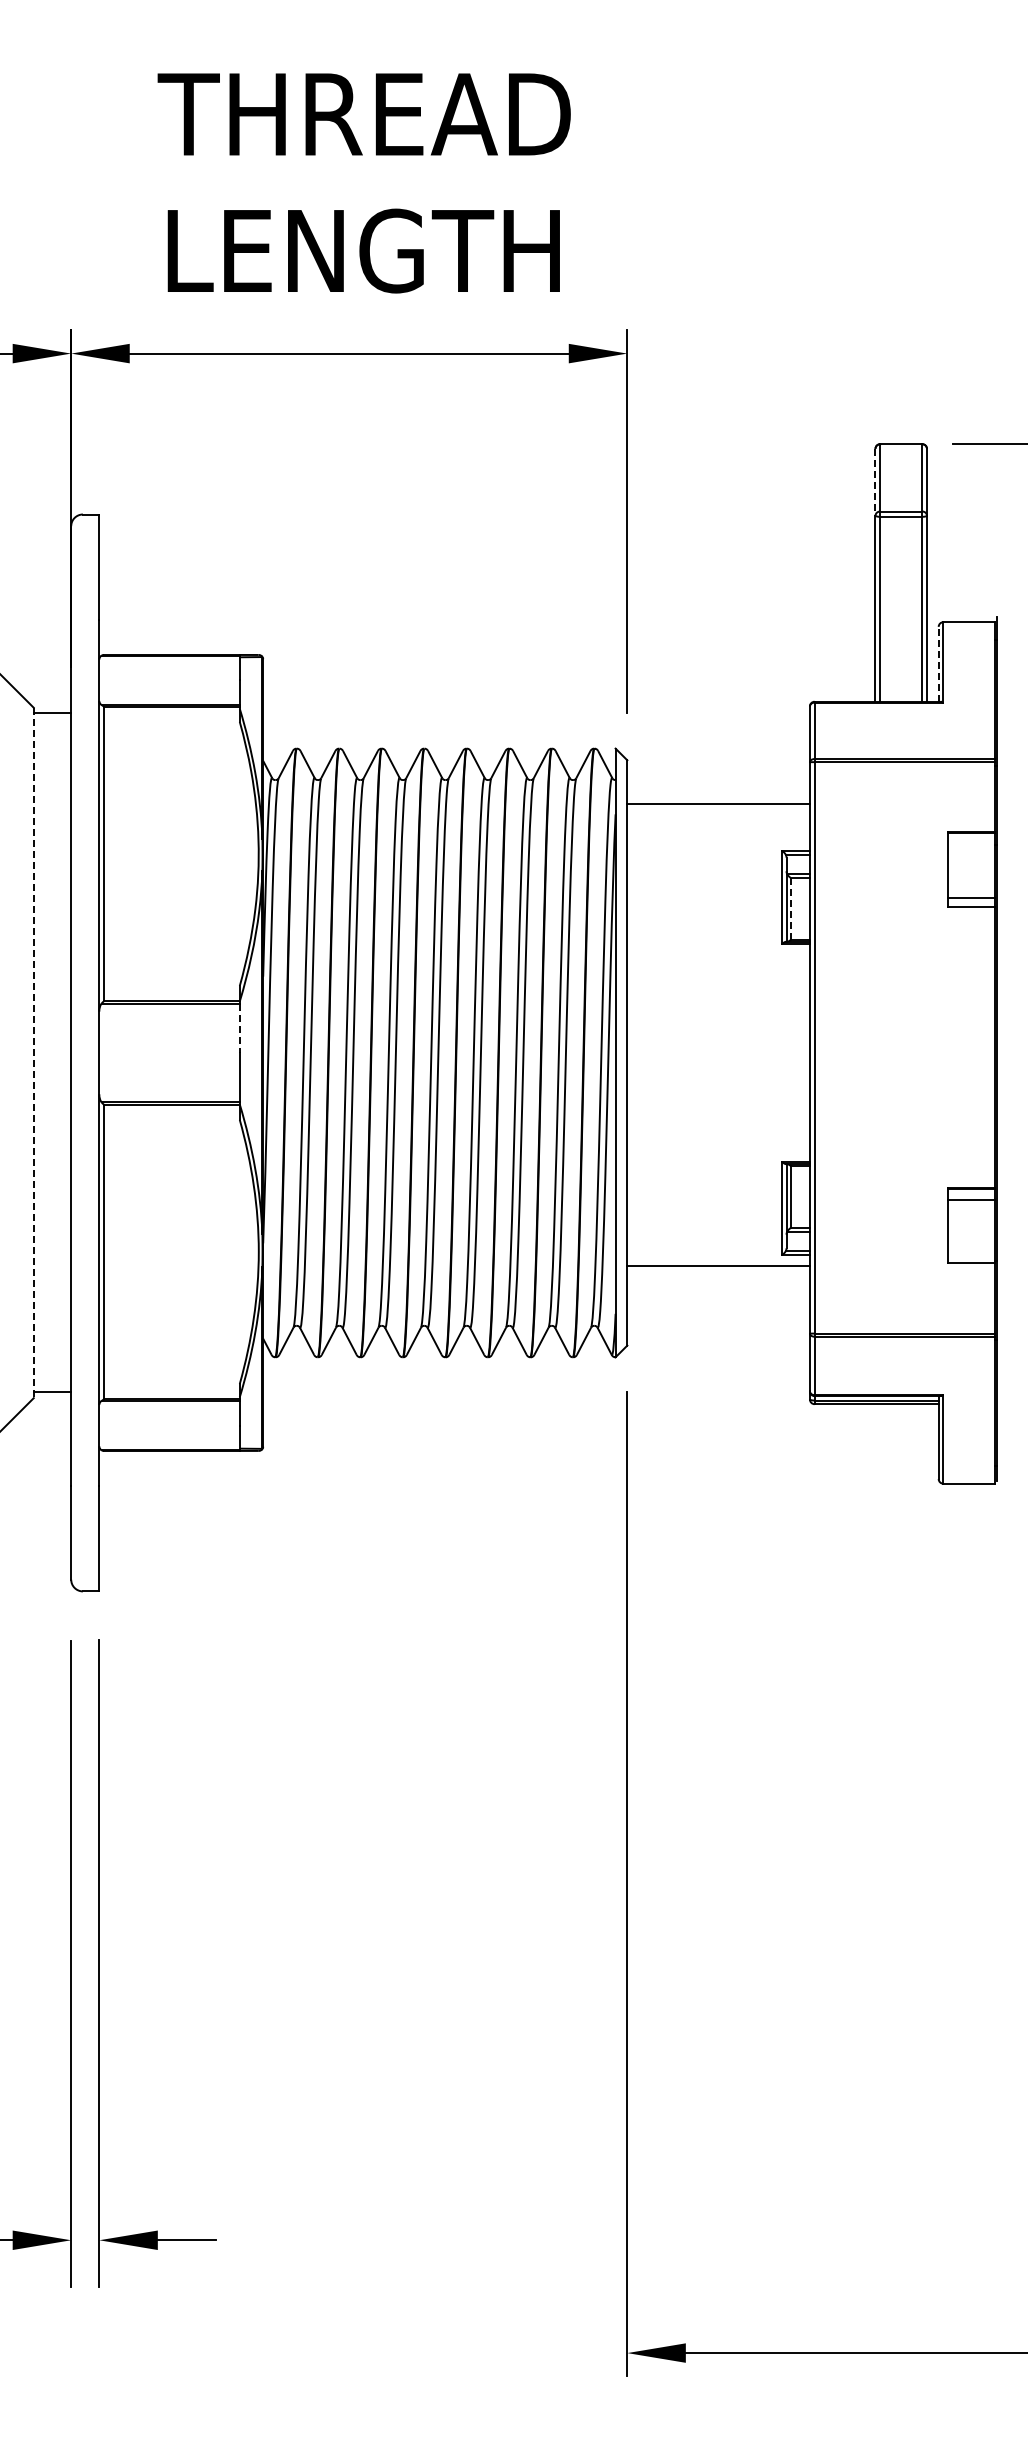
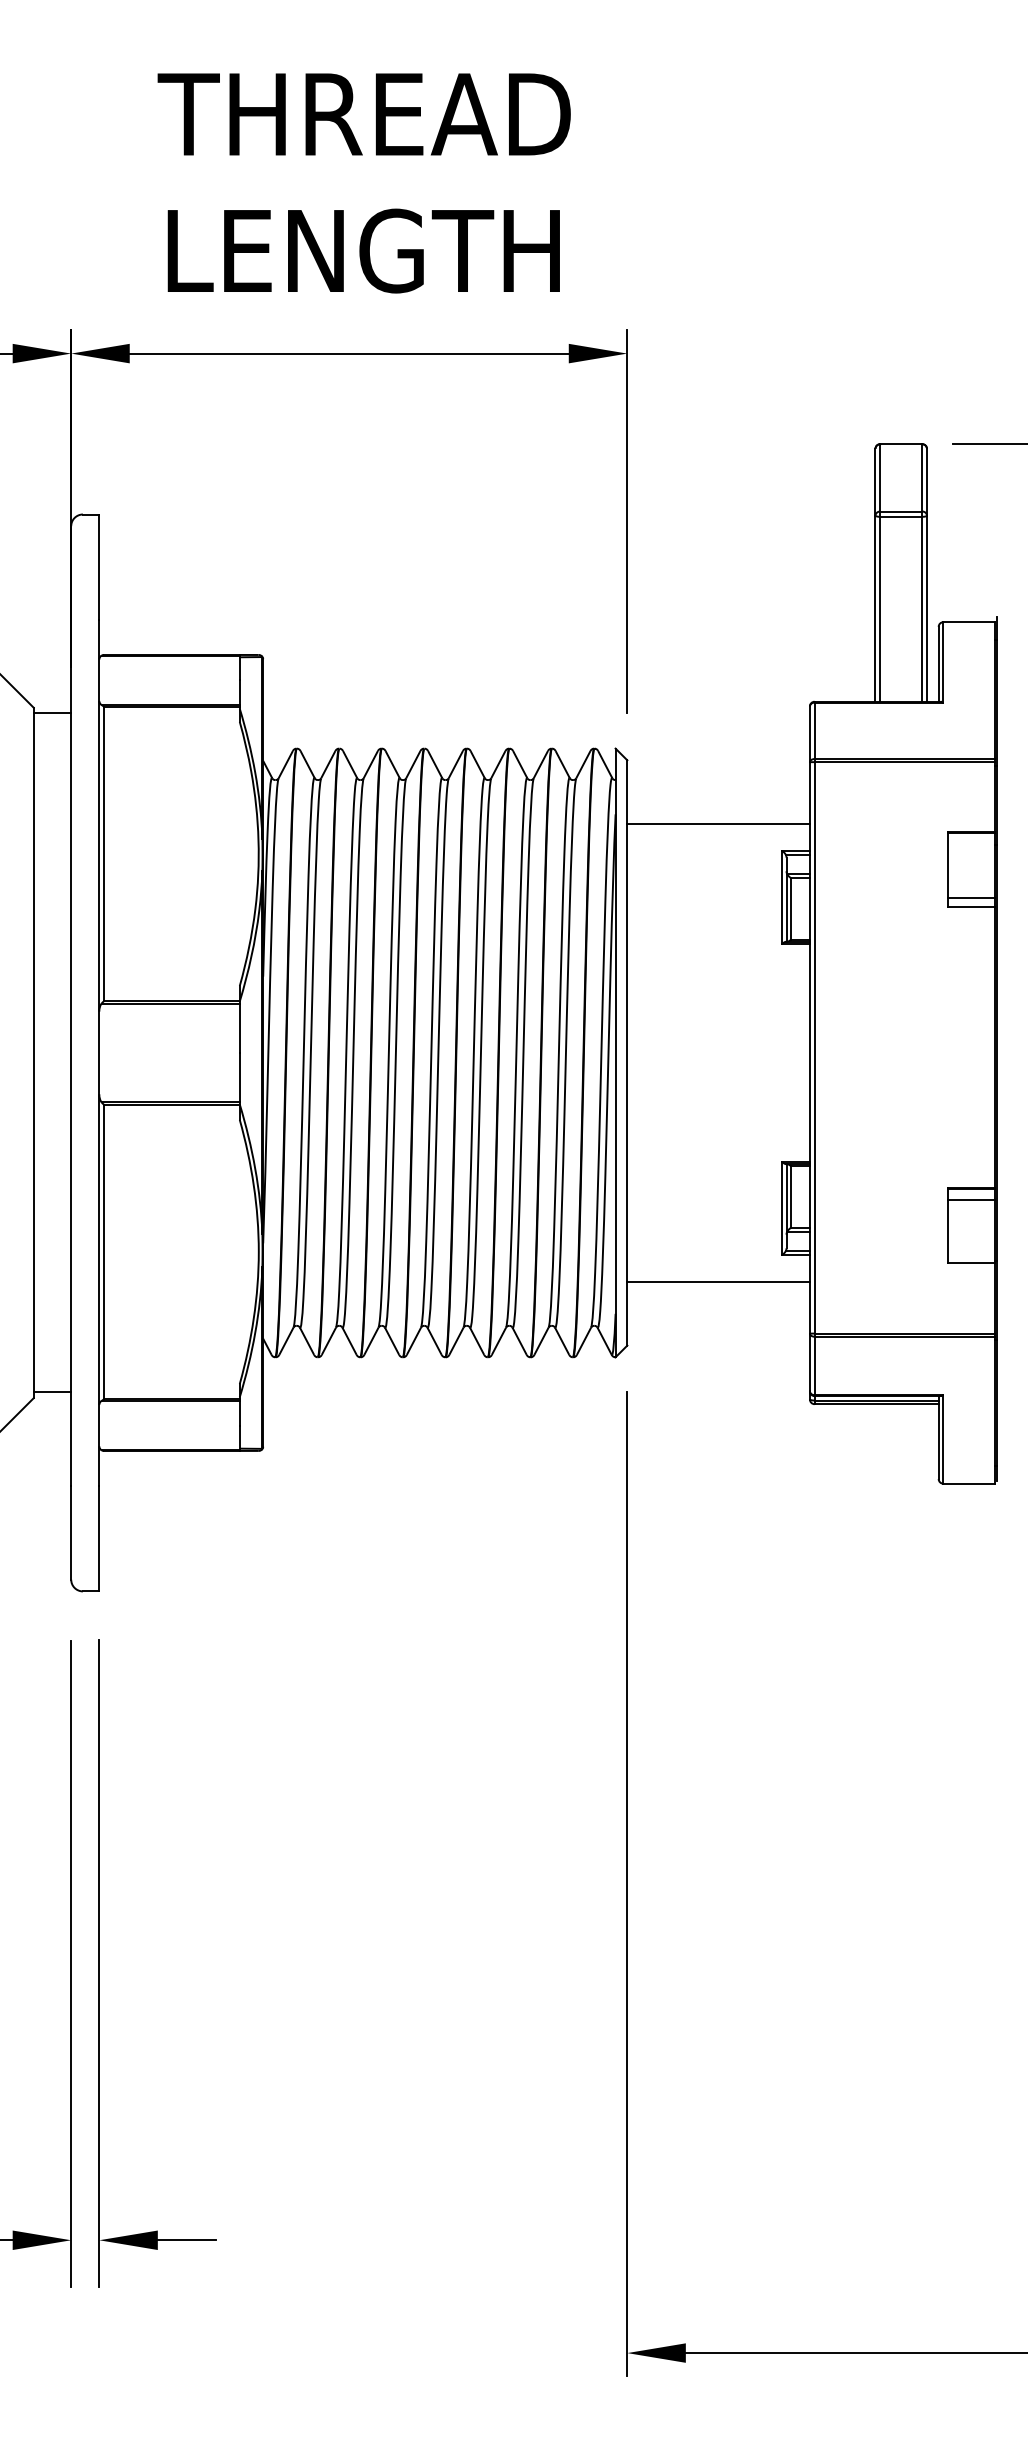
line: dashed -> solid (875, 482)
line: dashed -> solid (938, 663)
line position: (718, 803) -> (718, 823) (718, 823)
line: dashed -> solid (791, 908)
line: dashed -> solid (239, 1028)
line: dashed -> solid (33, 1053)
line position: (718, 1266) -> (718, 1282) (718, 1282)
